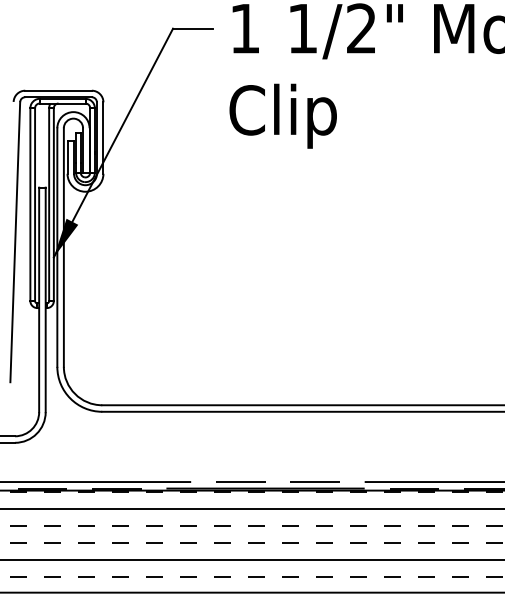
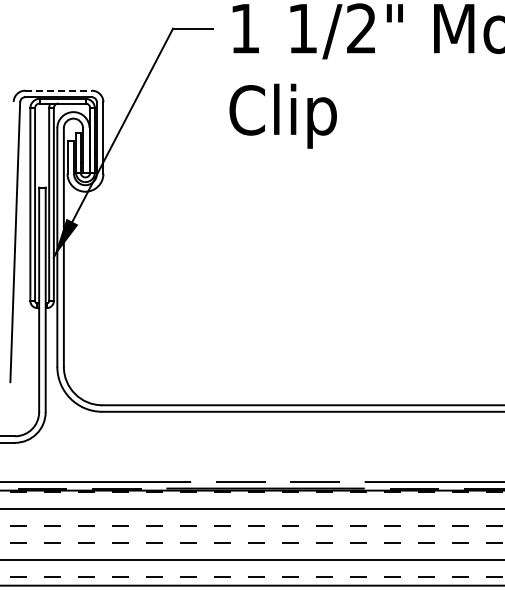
line: solid -> dashed (59, 90)
line position: (251, 592) -> (251, 585) (251, 585)
